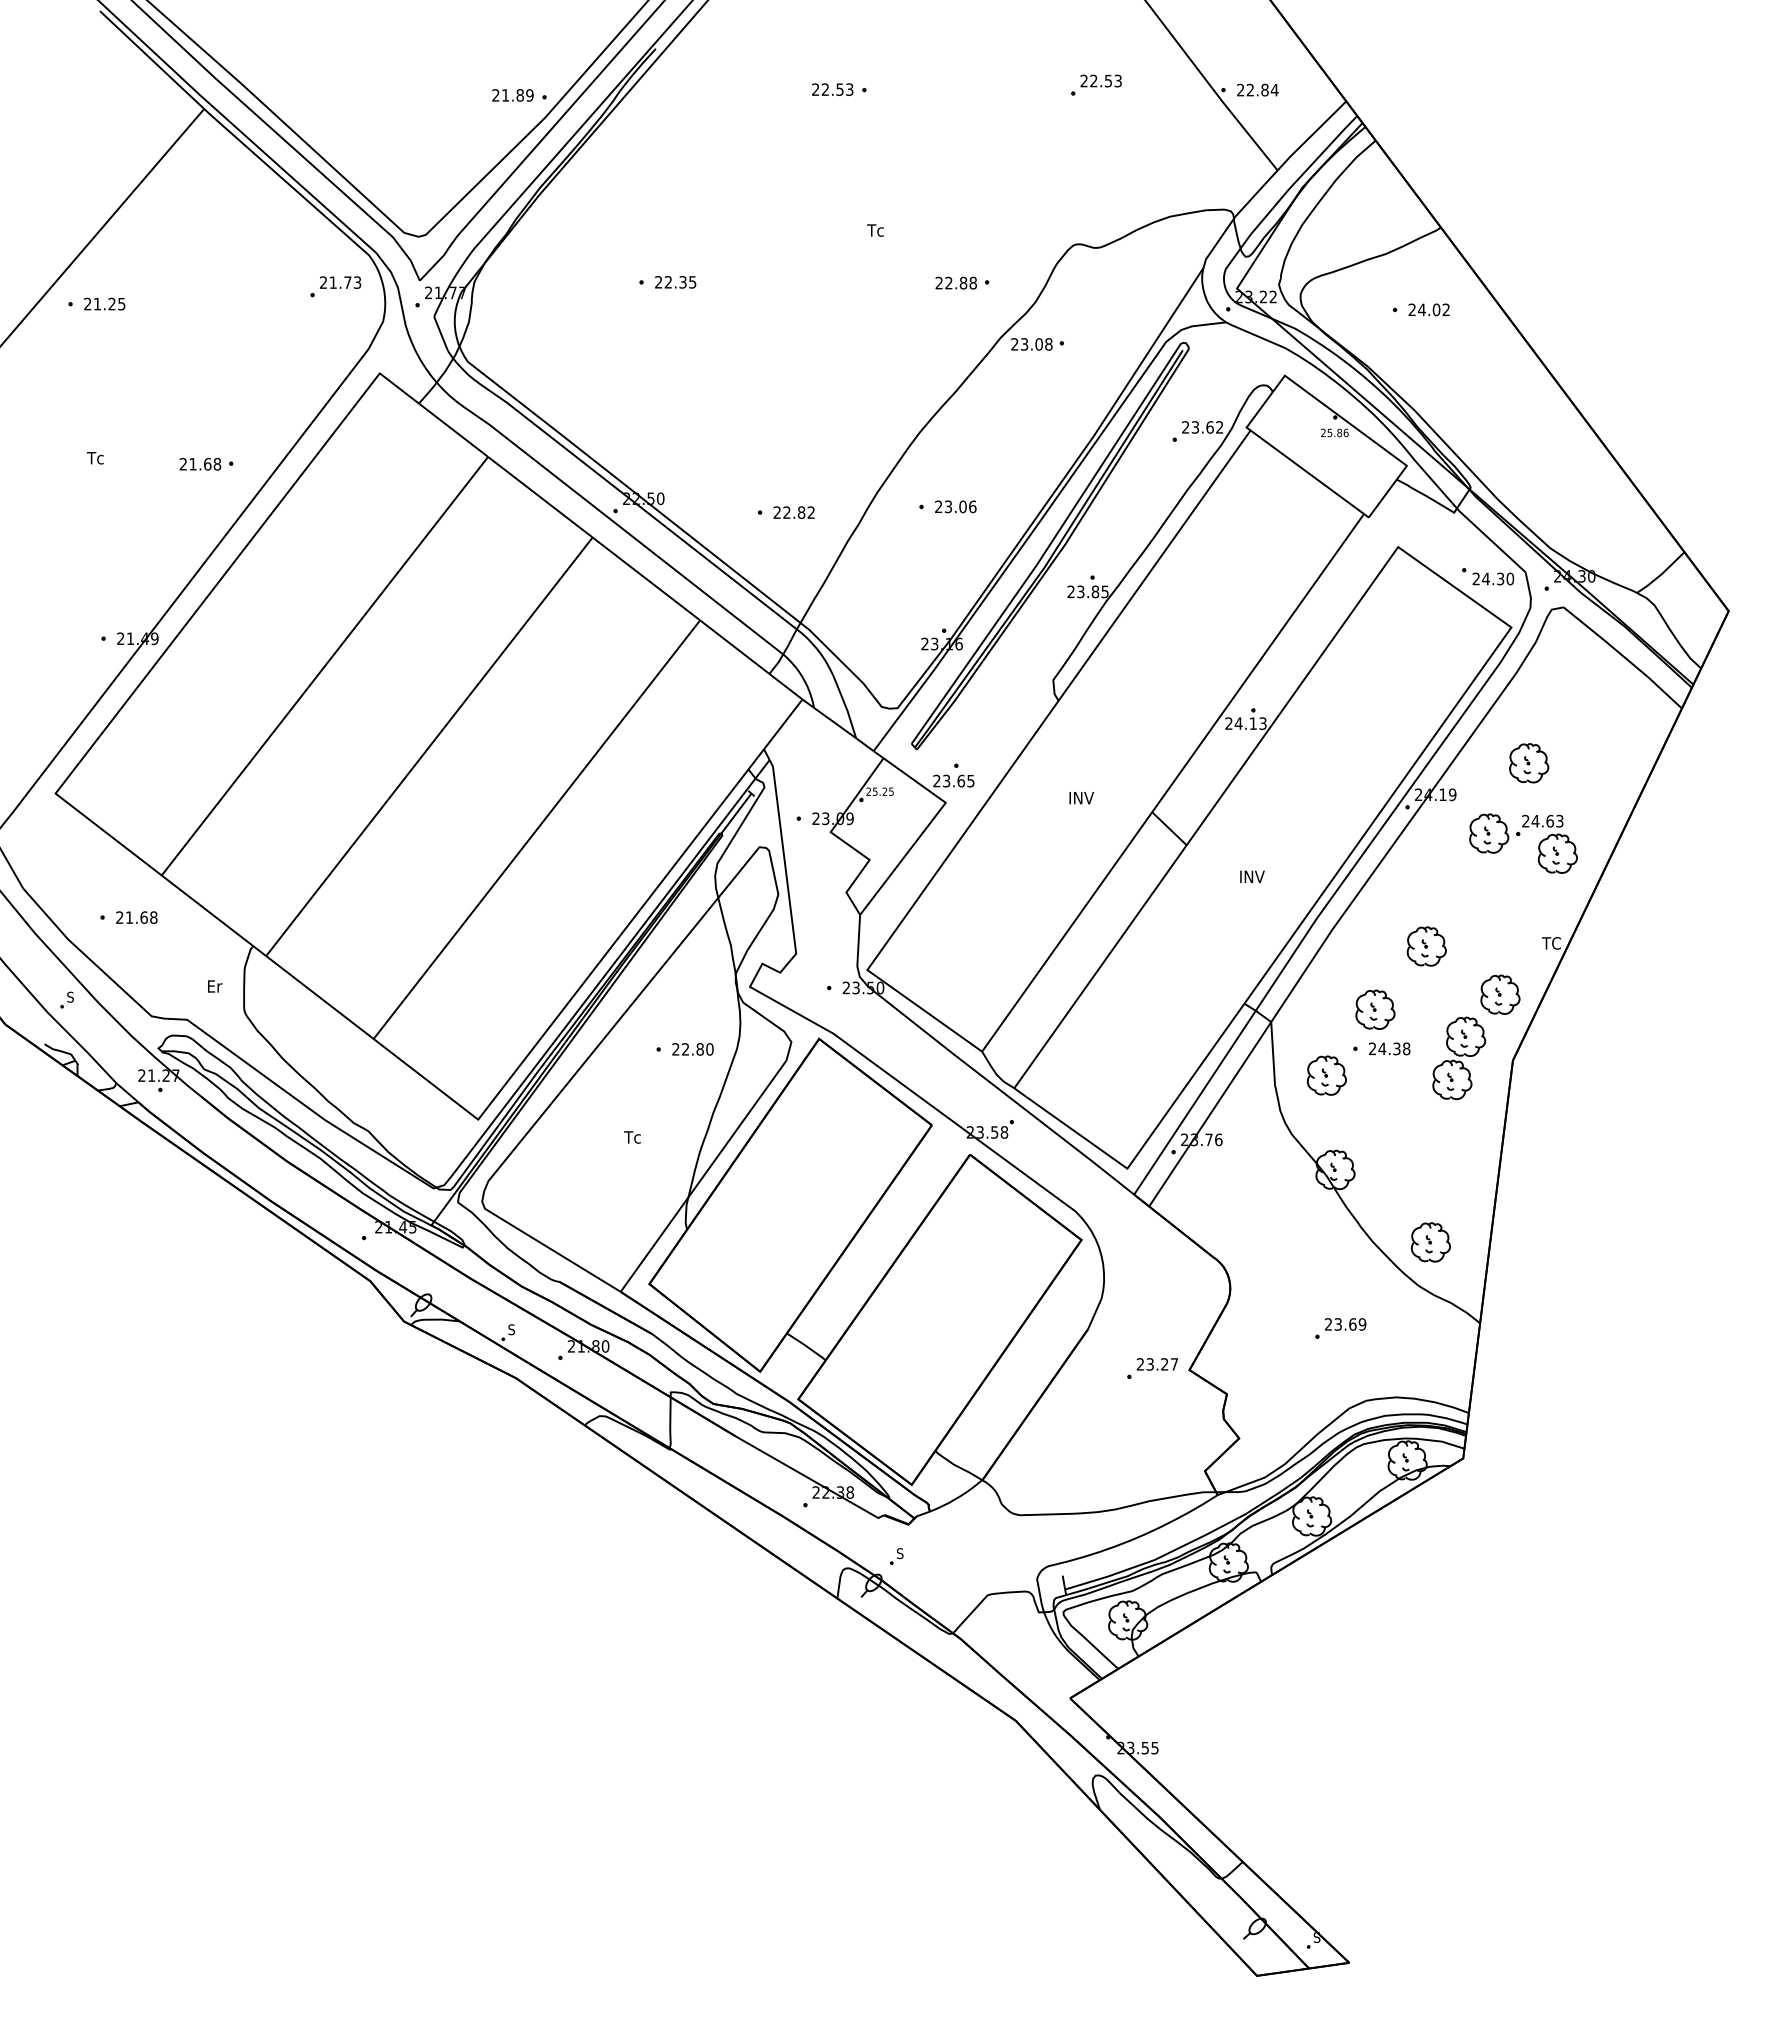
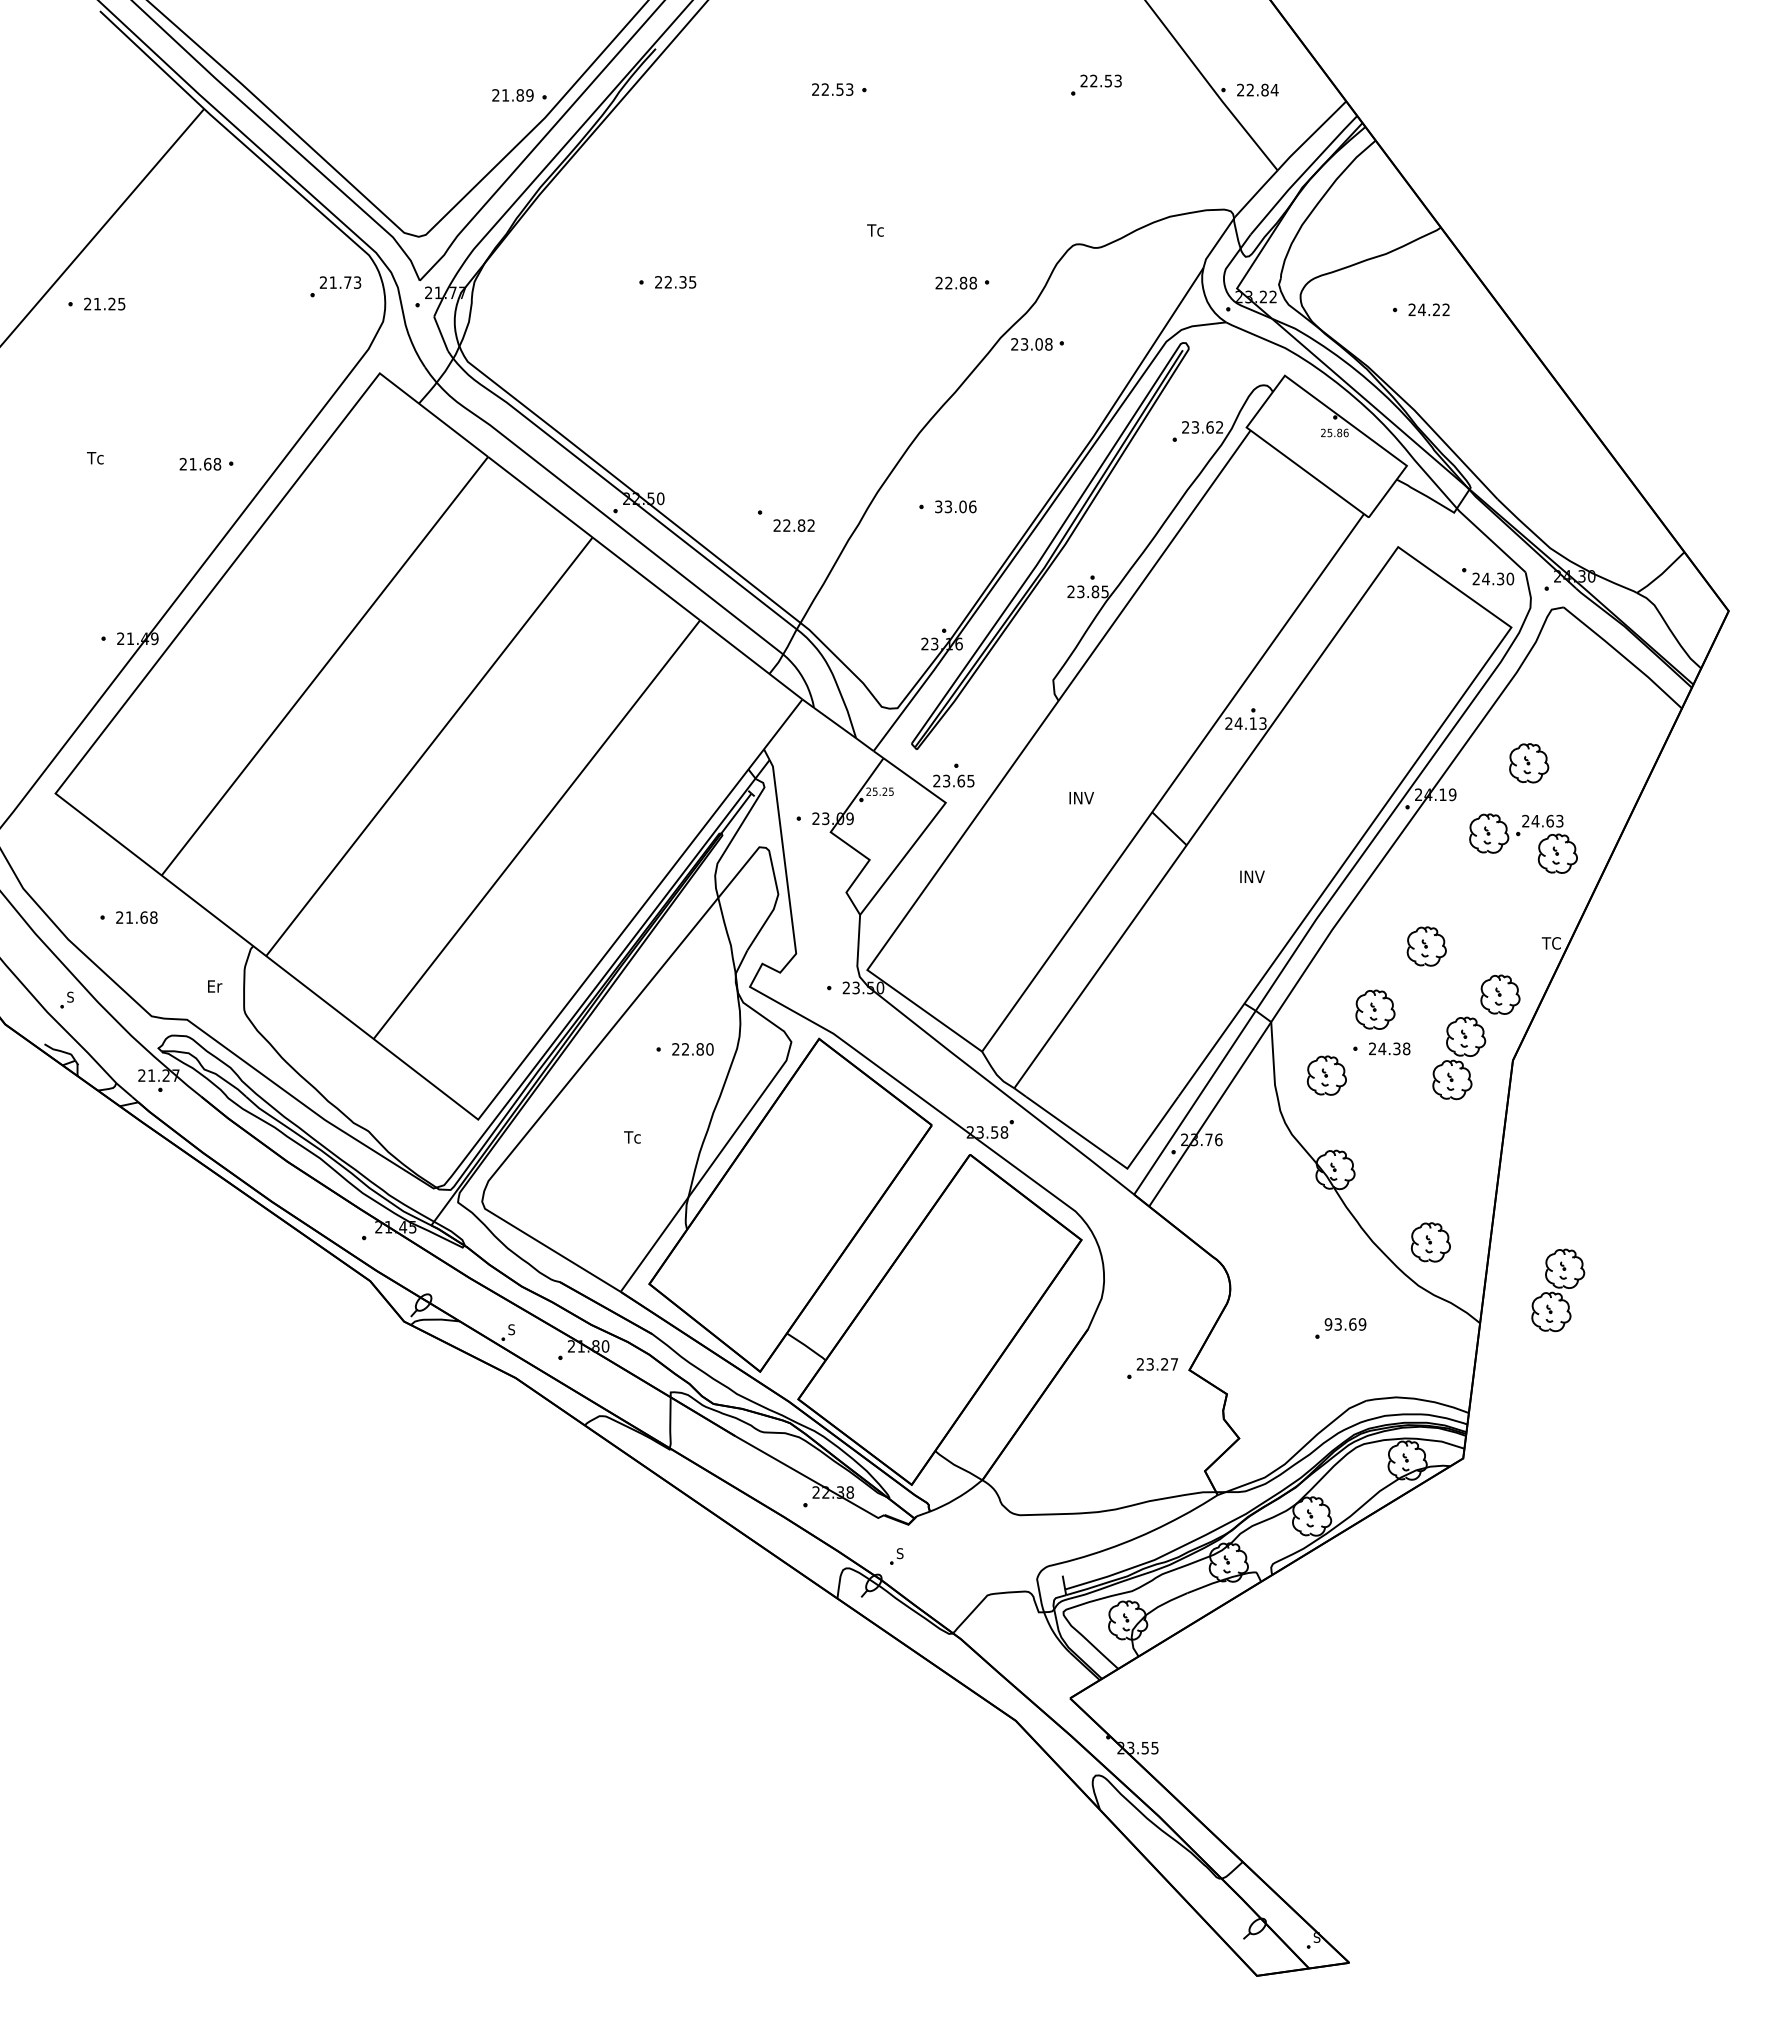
text: 24.02 -> 24.22 (1436, 309)
text: 23.06 -> 33.06 (938, 507)
text position: (793, 512) -> (793, 525) (793, 525)
part: none -> present (1558, 1290)
text: 23.69 -> 93.69 (1328, 1324)
